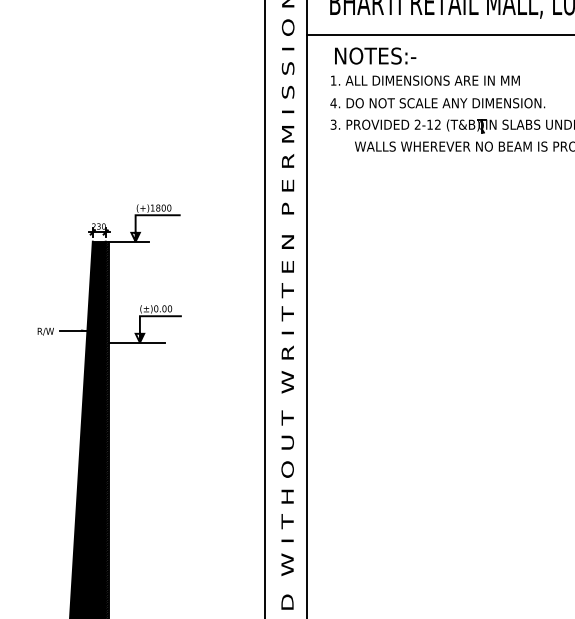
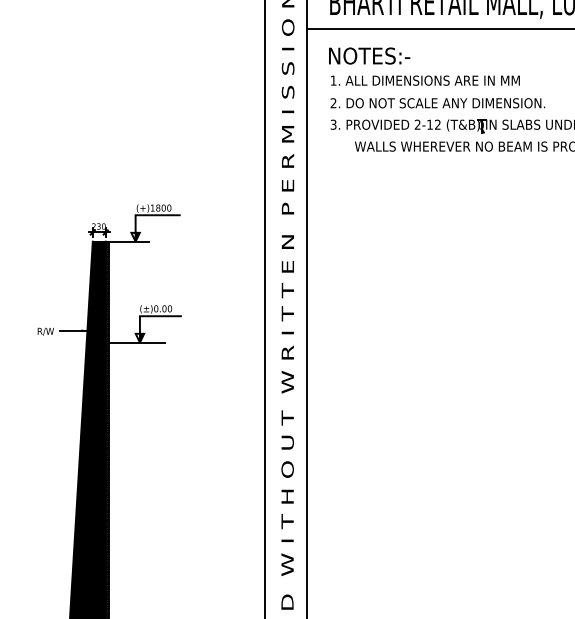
line position: (439, 35) -> (439, 29) (439, 29)
text position: (375, 55) -> (369, 55) (369, 55)
text: 4. -> 2. (333, 103)
